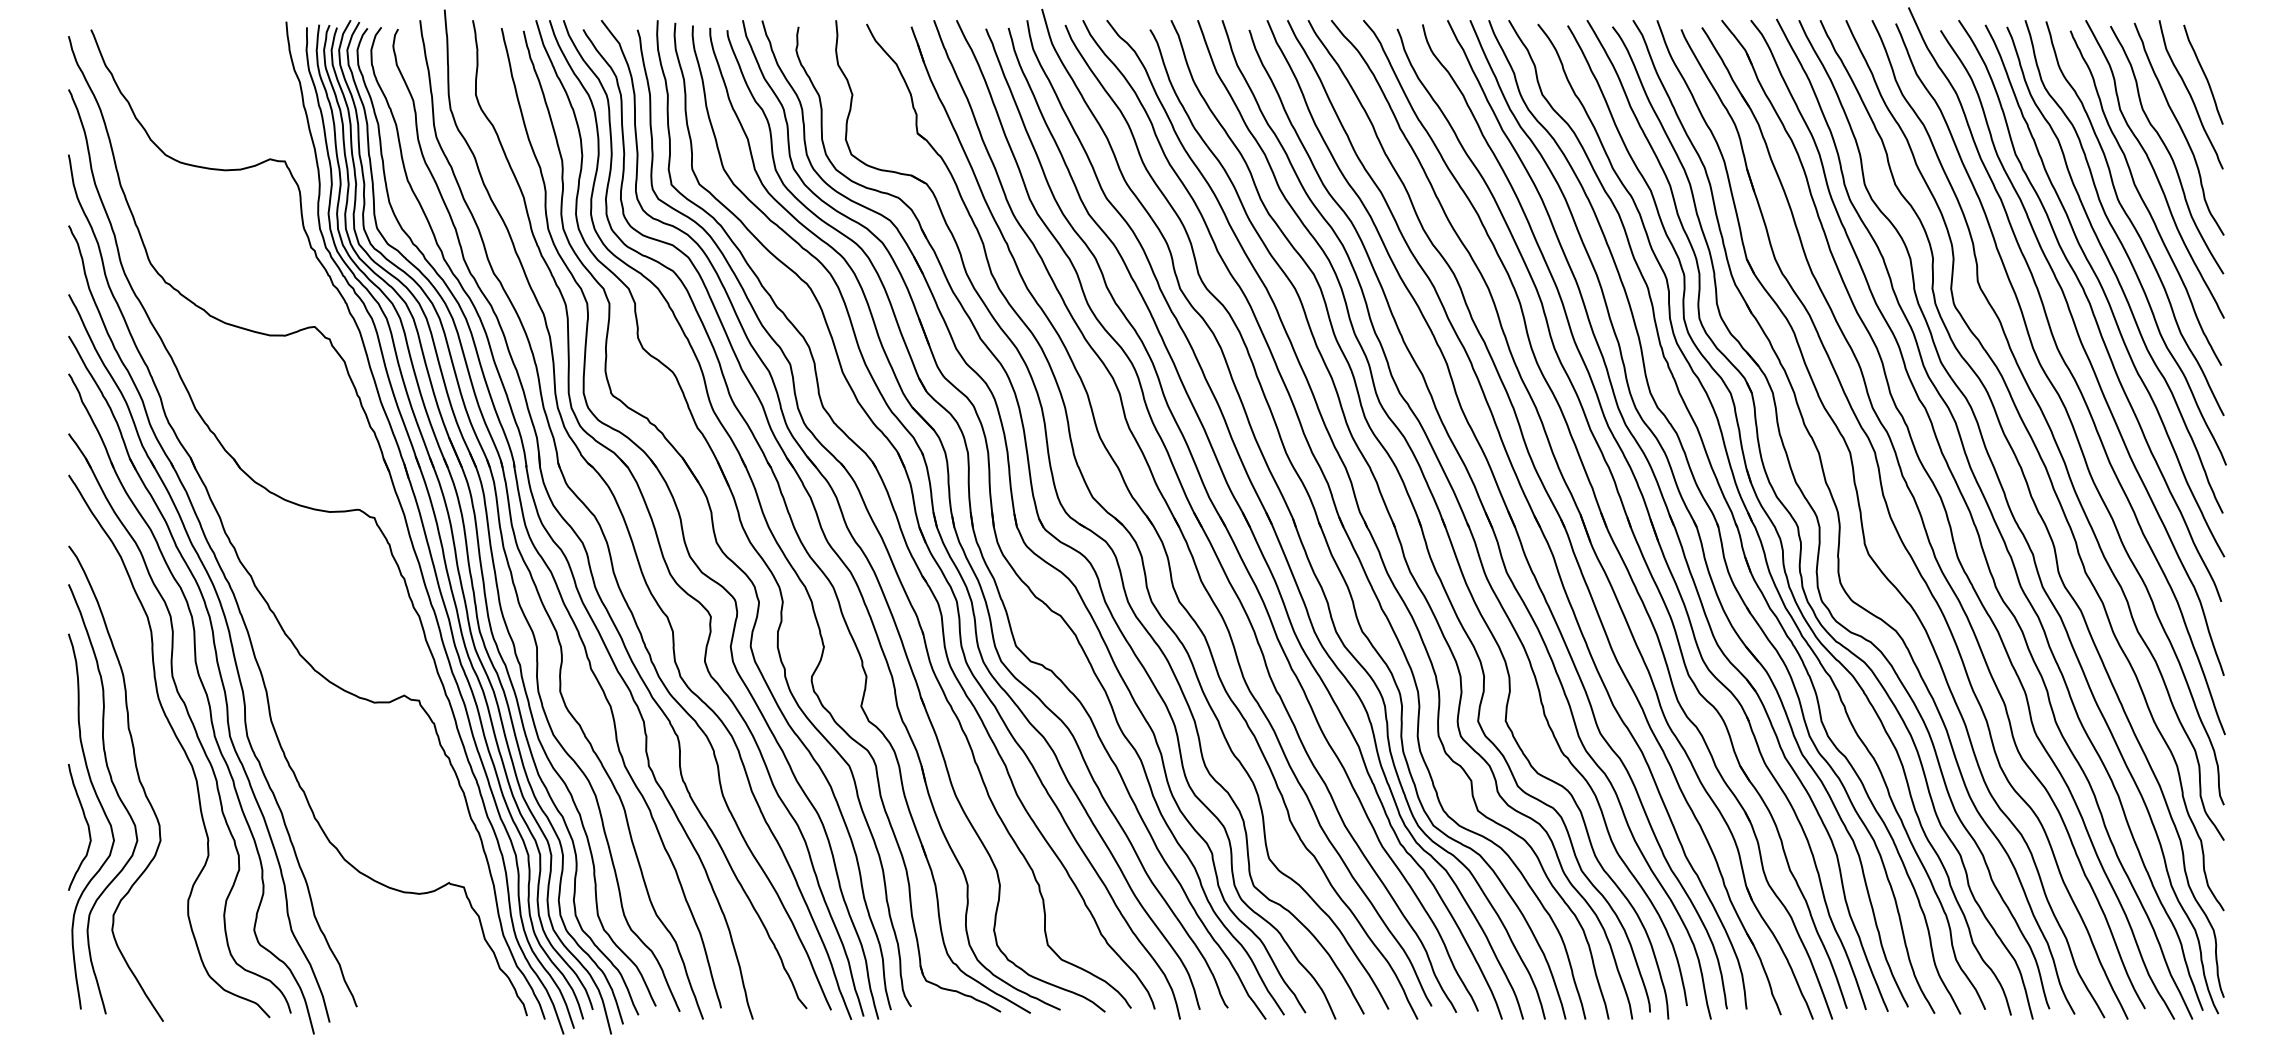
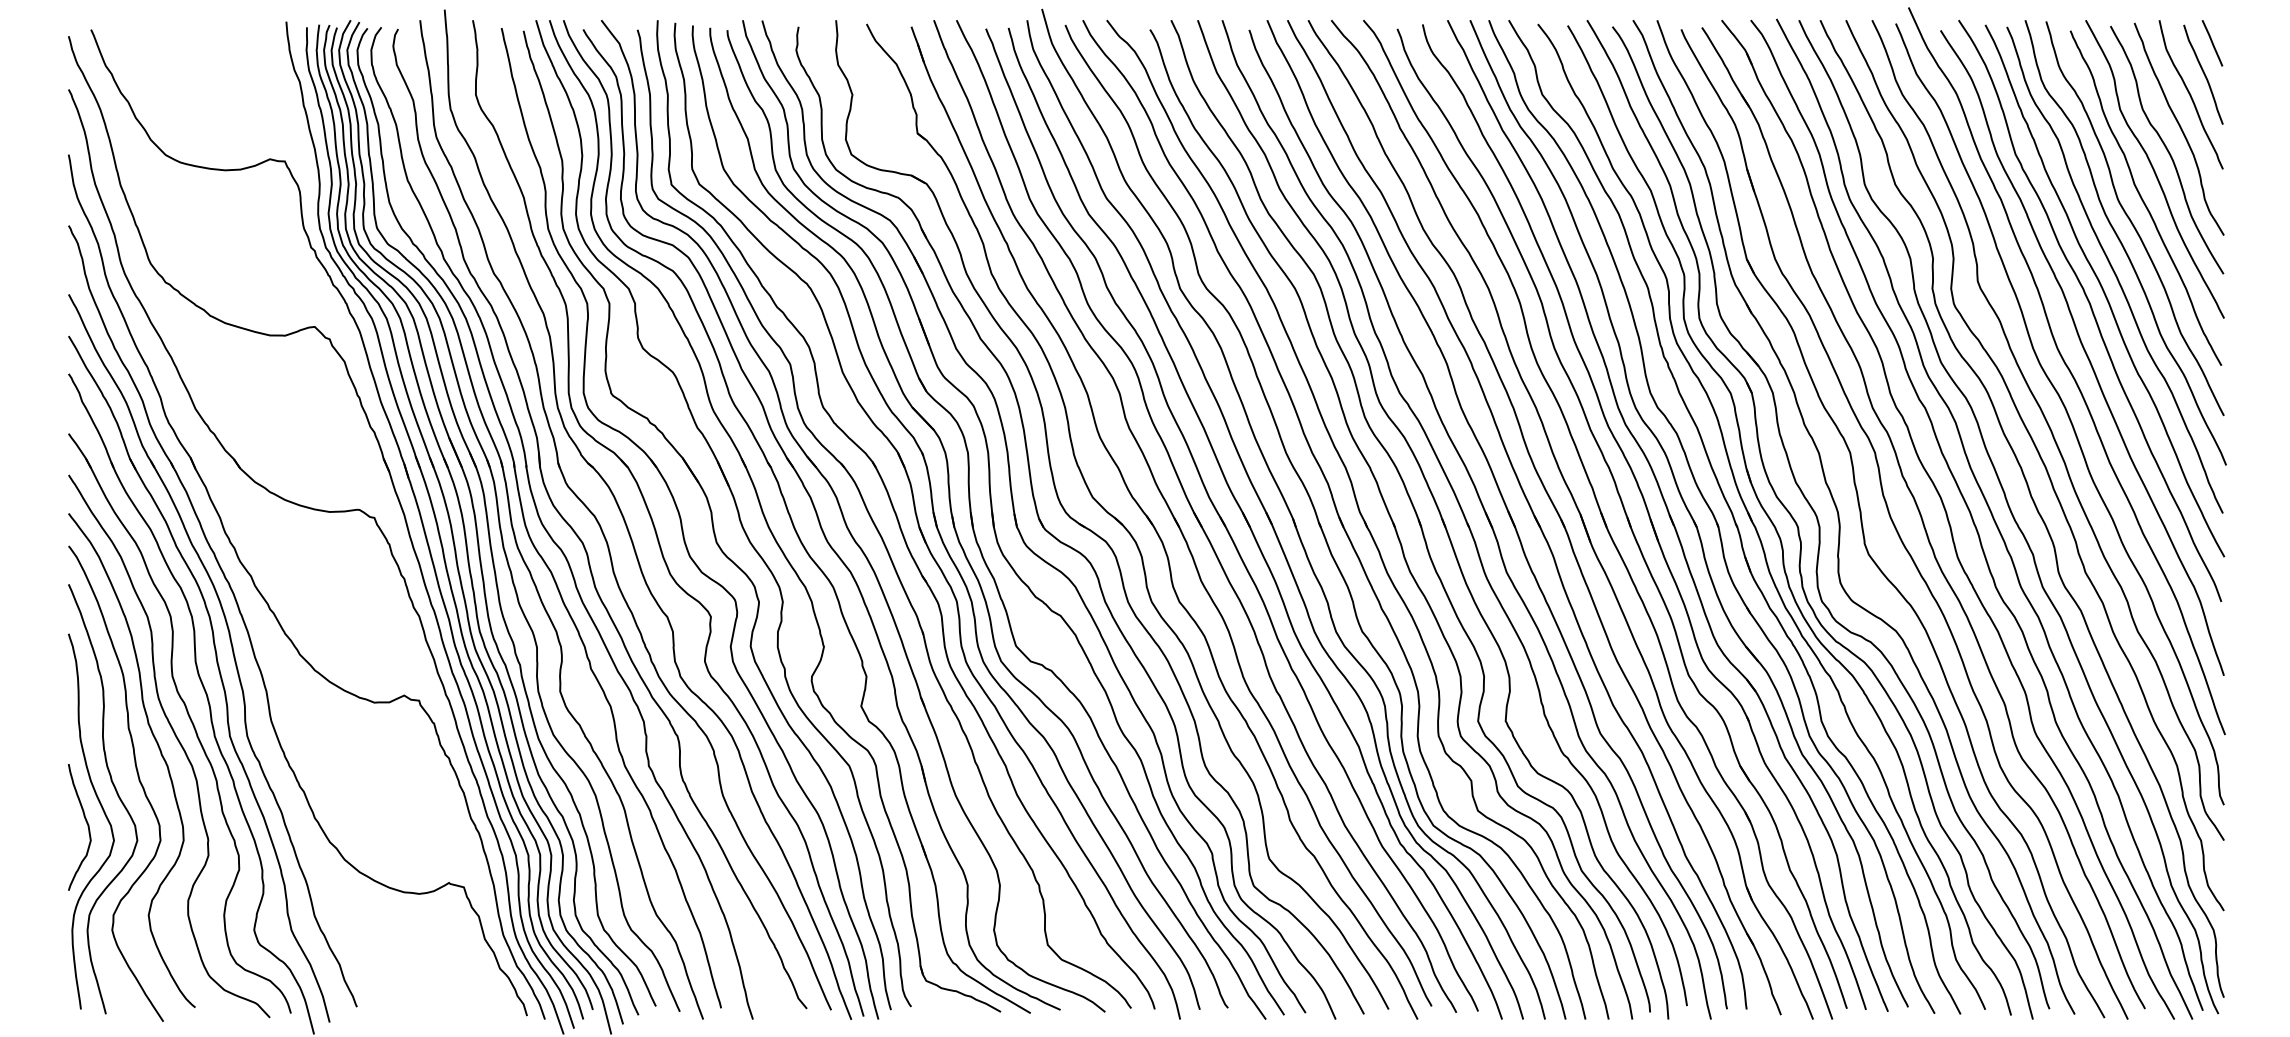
line: none -> present (2212, 43)
curve: none -> present (159, 751)
